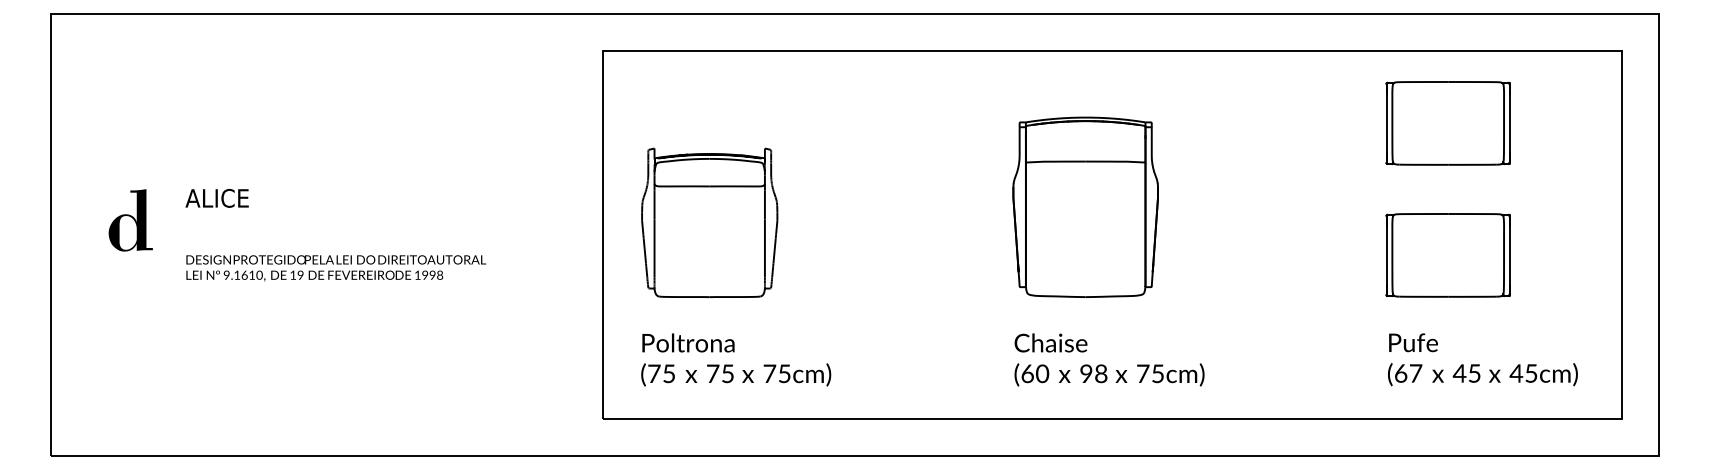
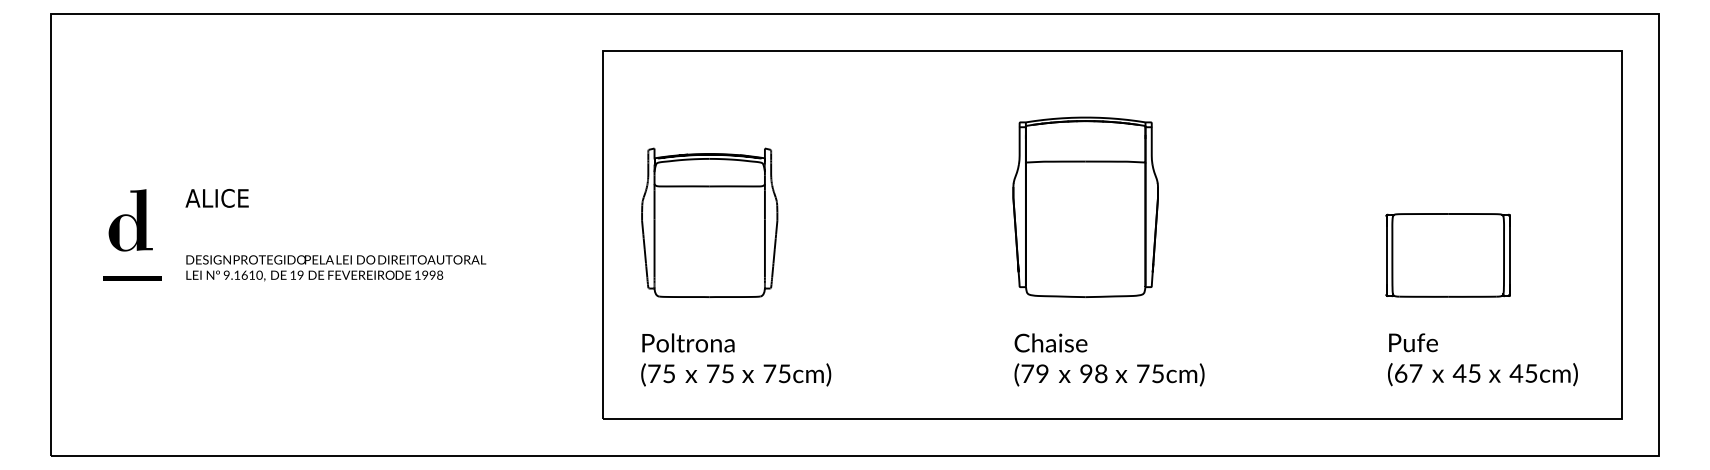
part: present -> none (1447, 123)
fill: none -> present (131, 278)
text: (60 -> (79 (1035, 373)
